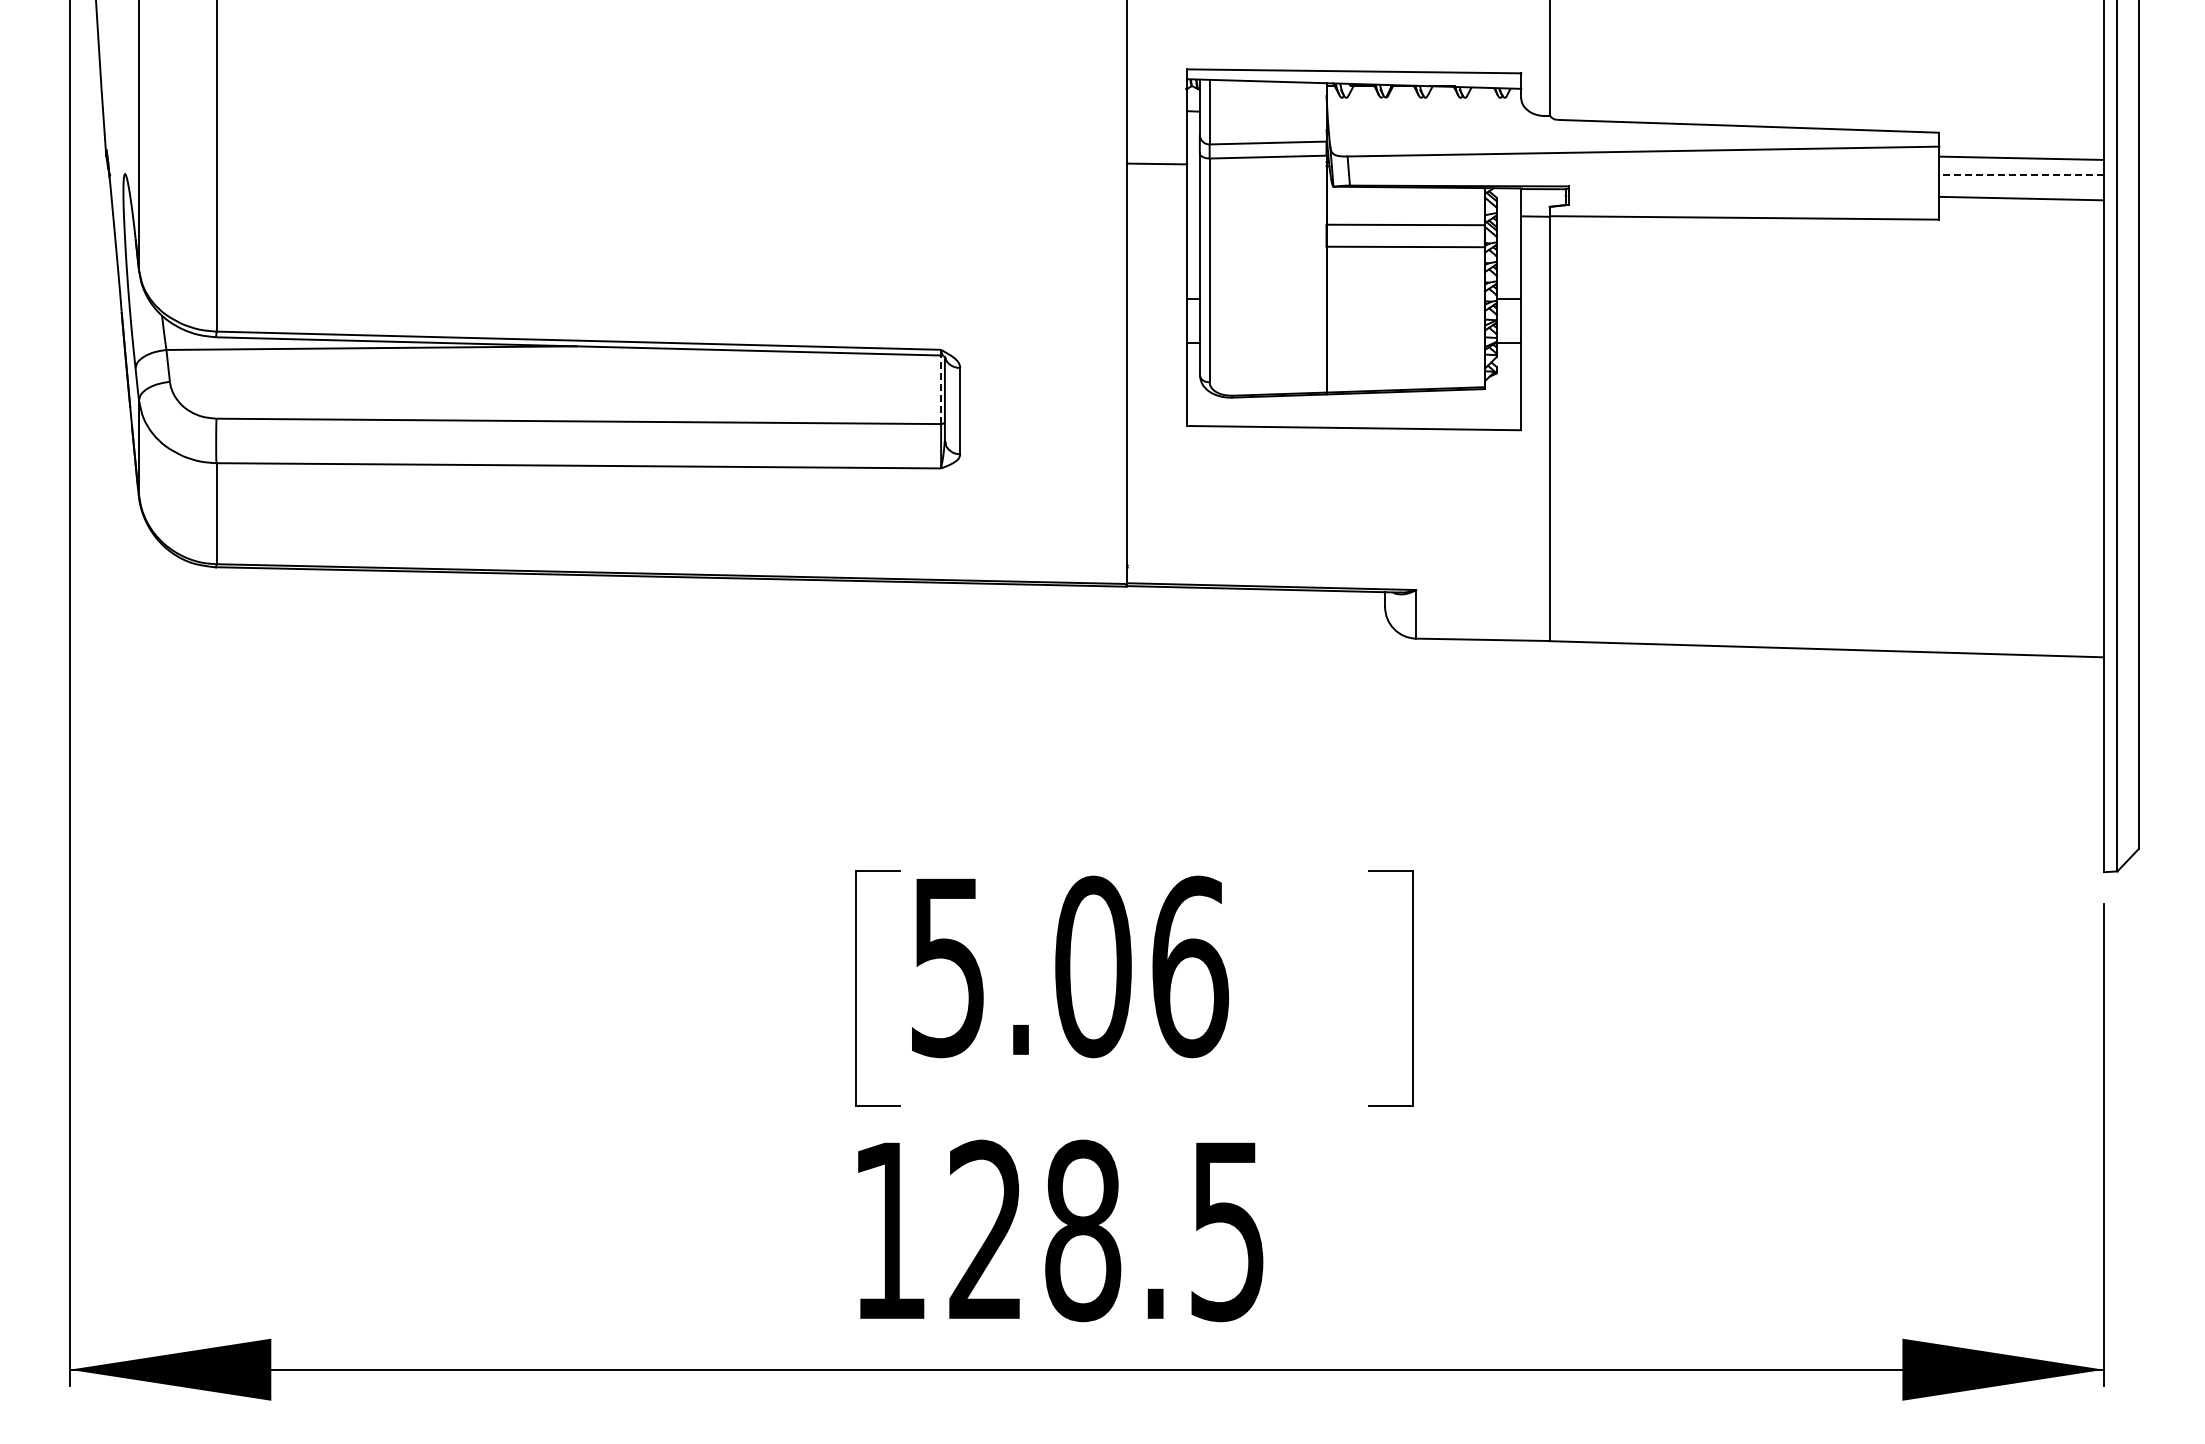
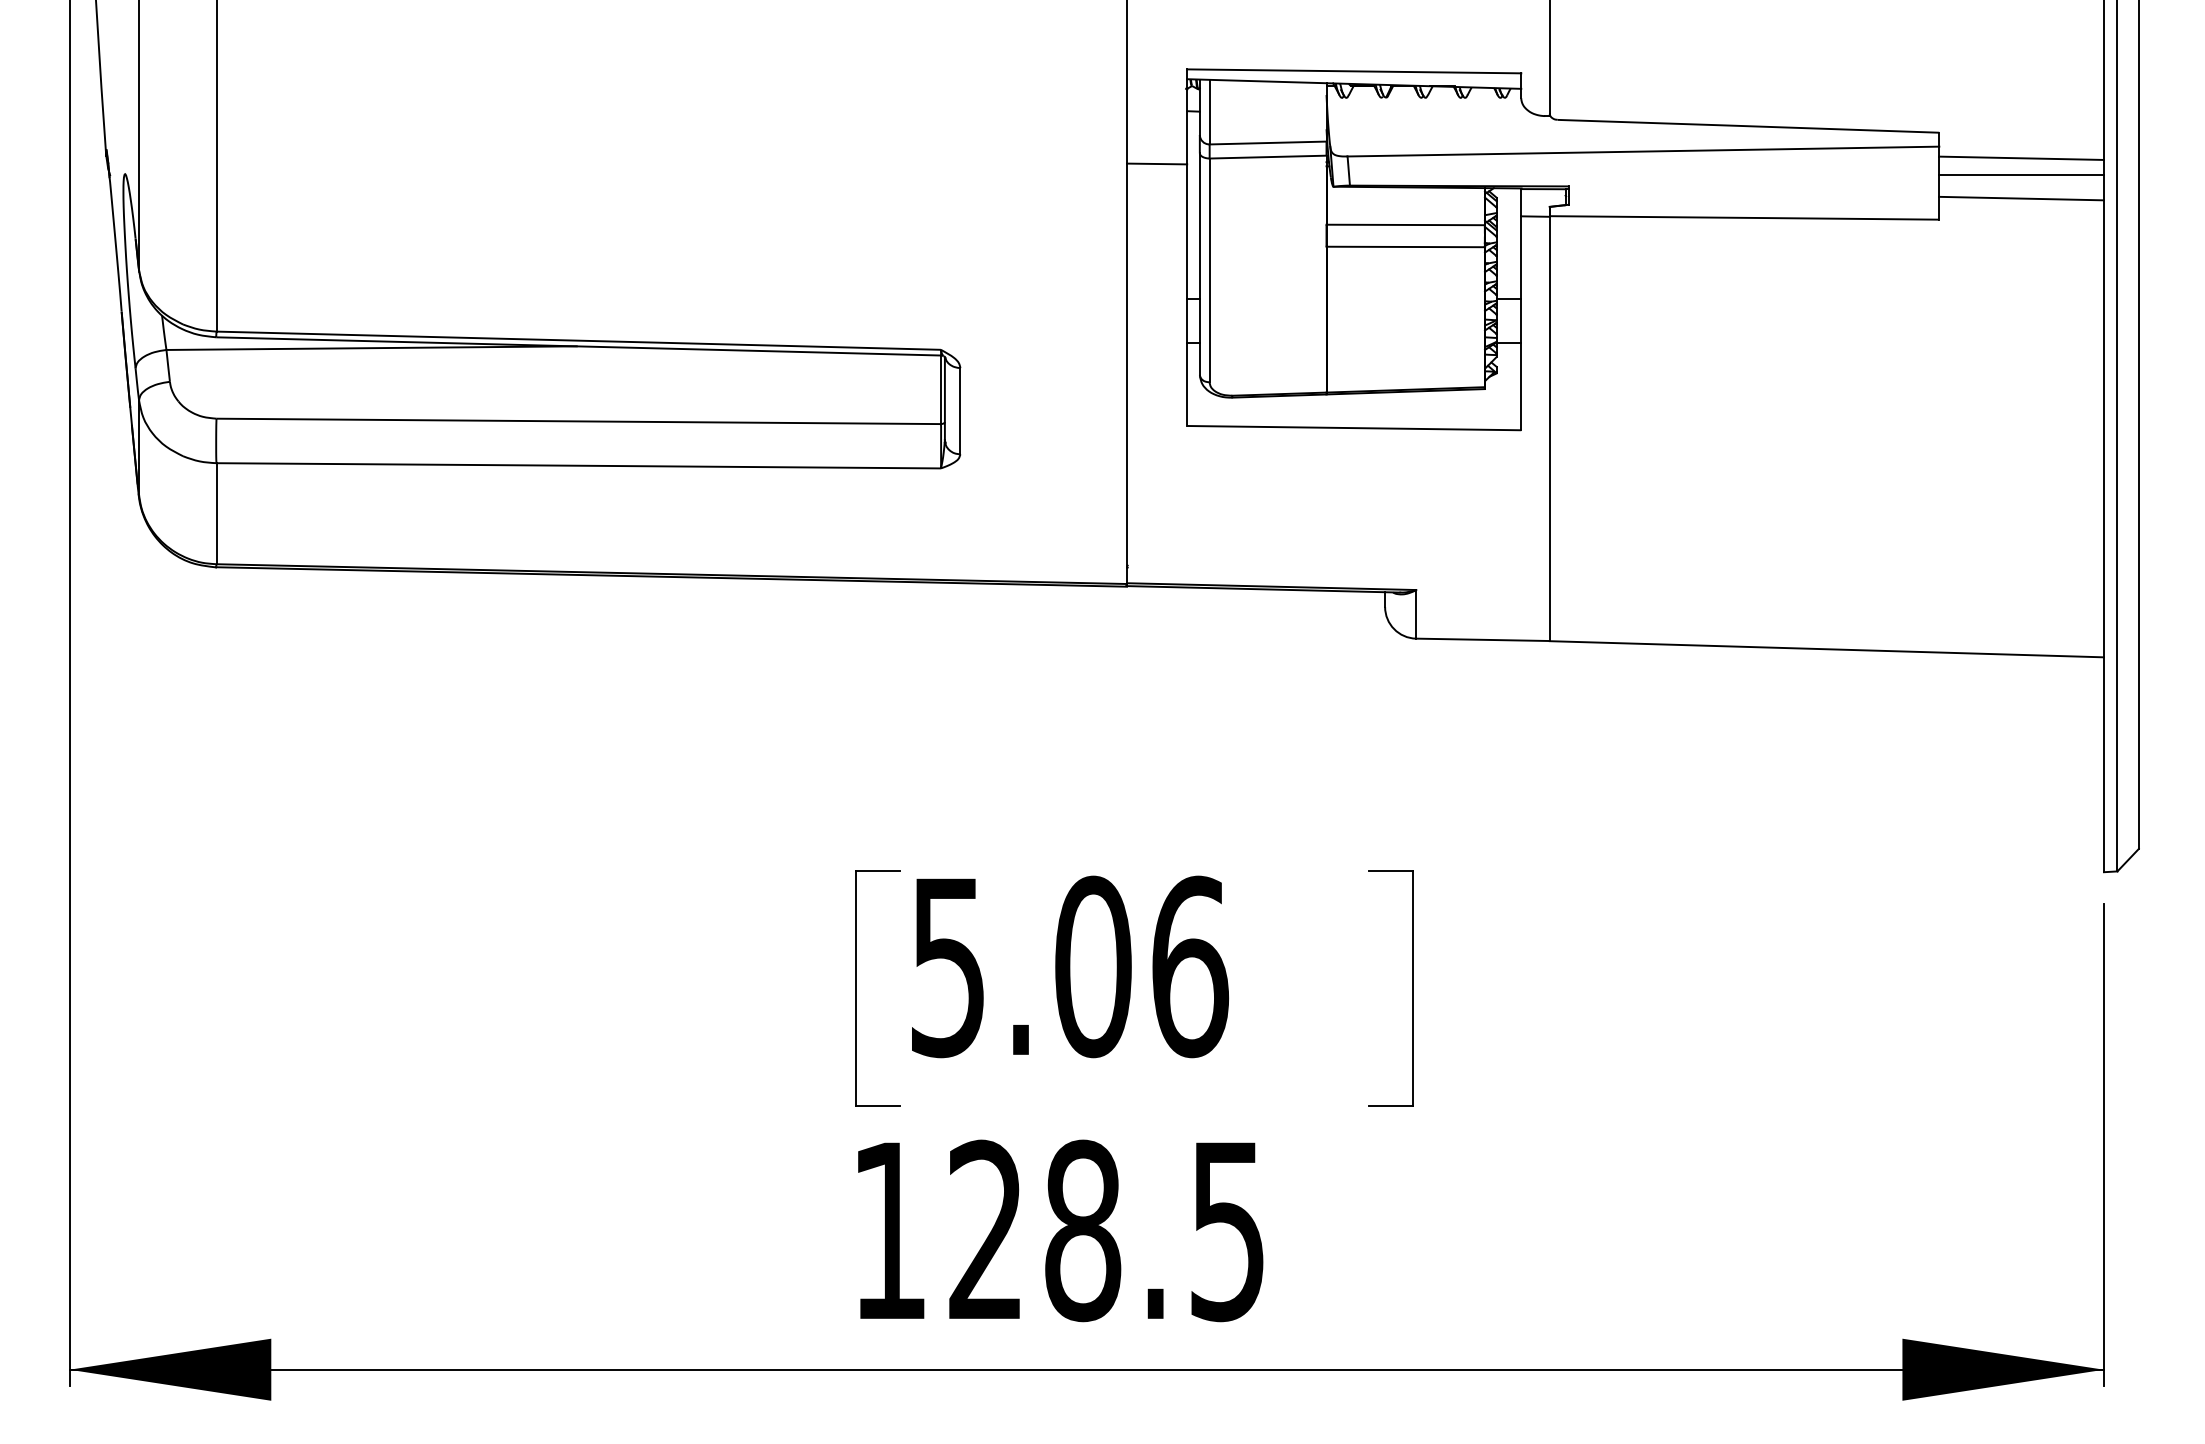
line: dashed -> solid (2021, 174)
line: dashed -> solid (940, 389)
